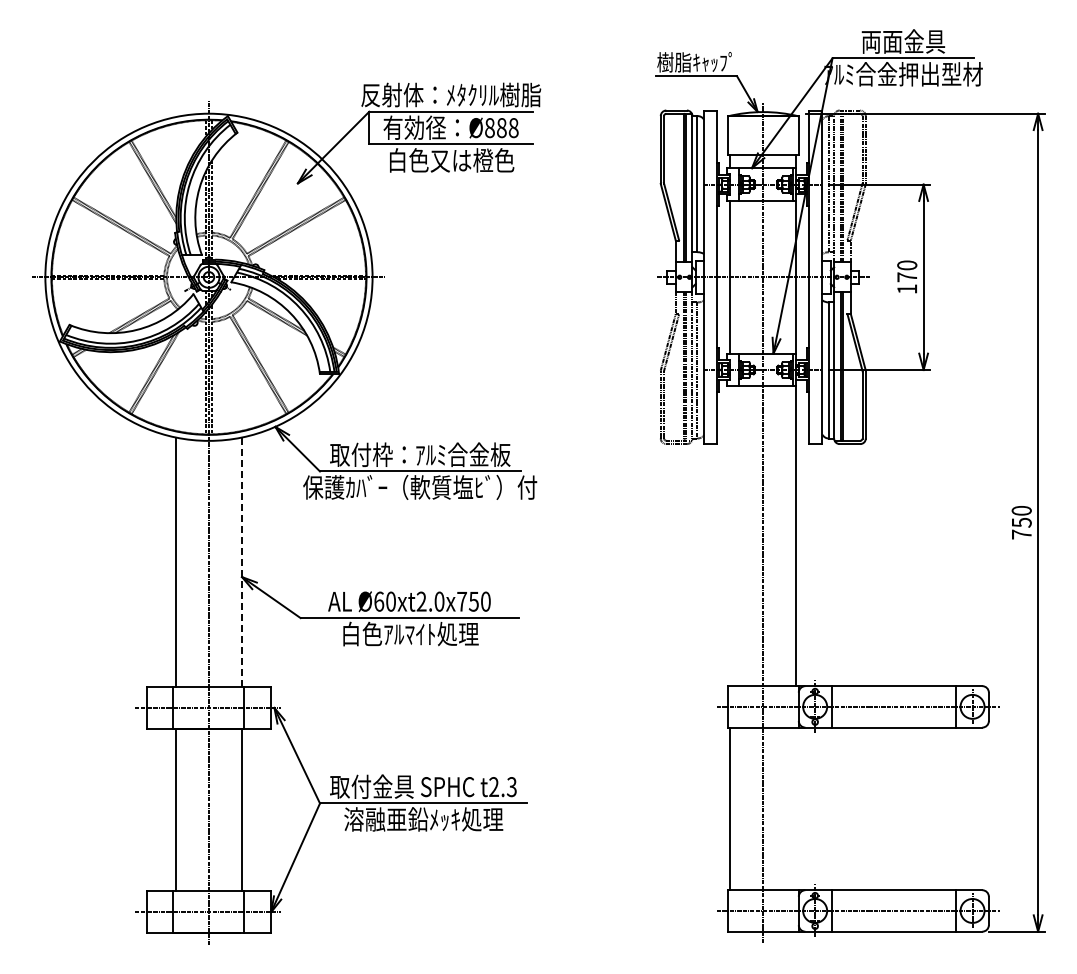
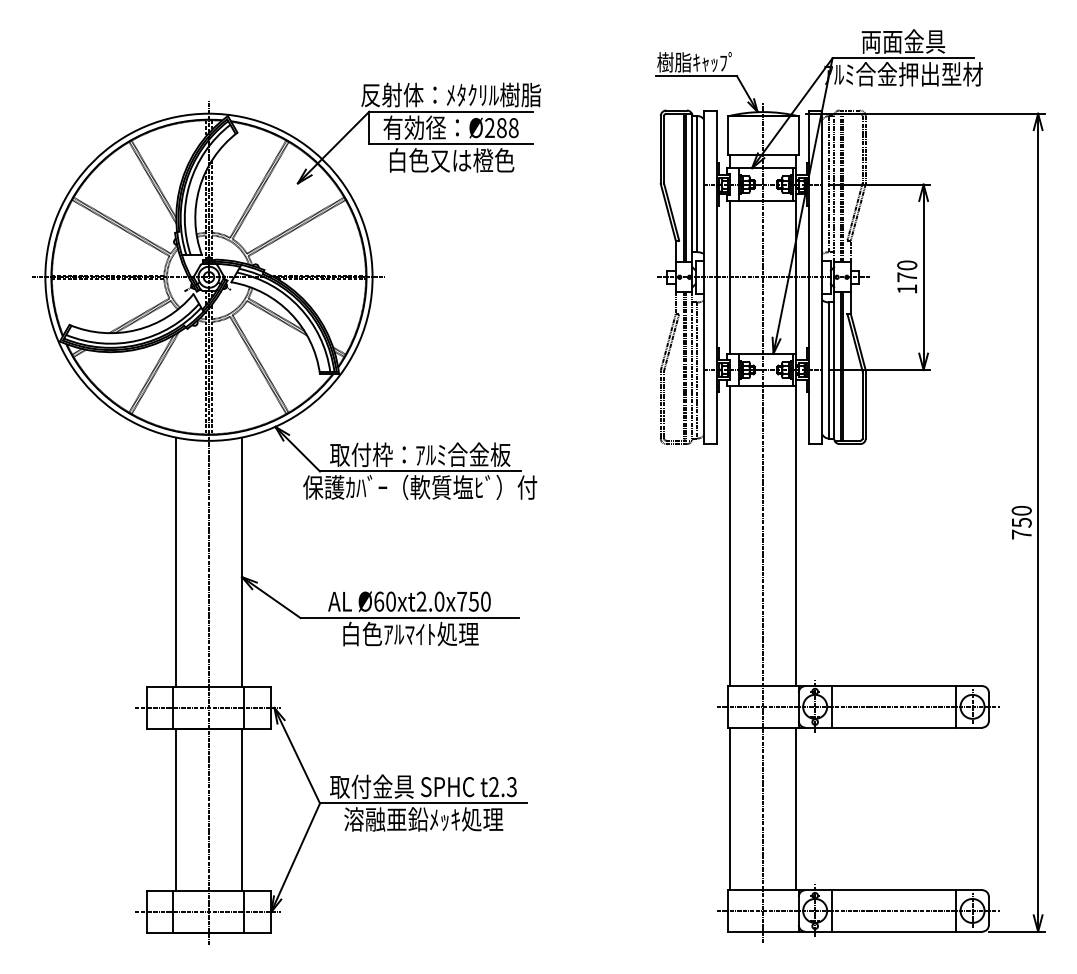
text: Ø888 -> Ø288 (489, 128)
line: none -> present (730, 536)
line: dashed -> solid (241, 562)
line: none -> present (796, 808)
